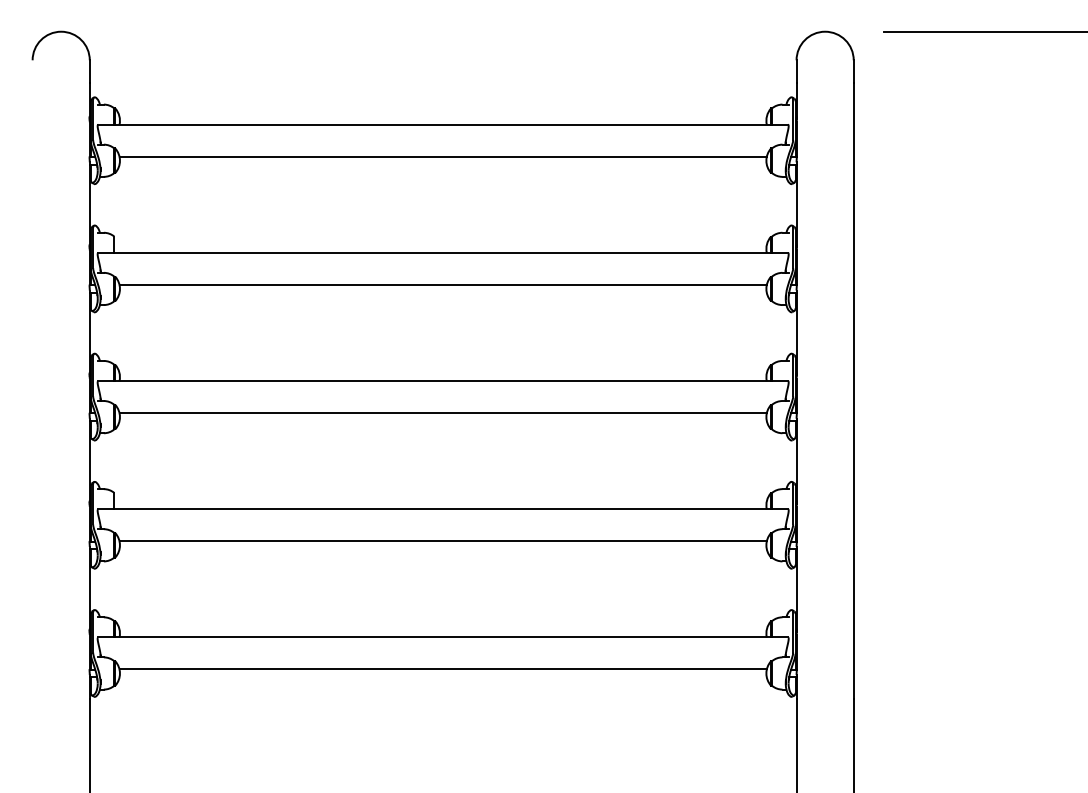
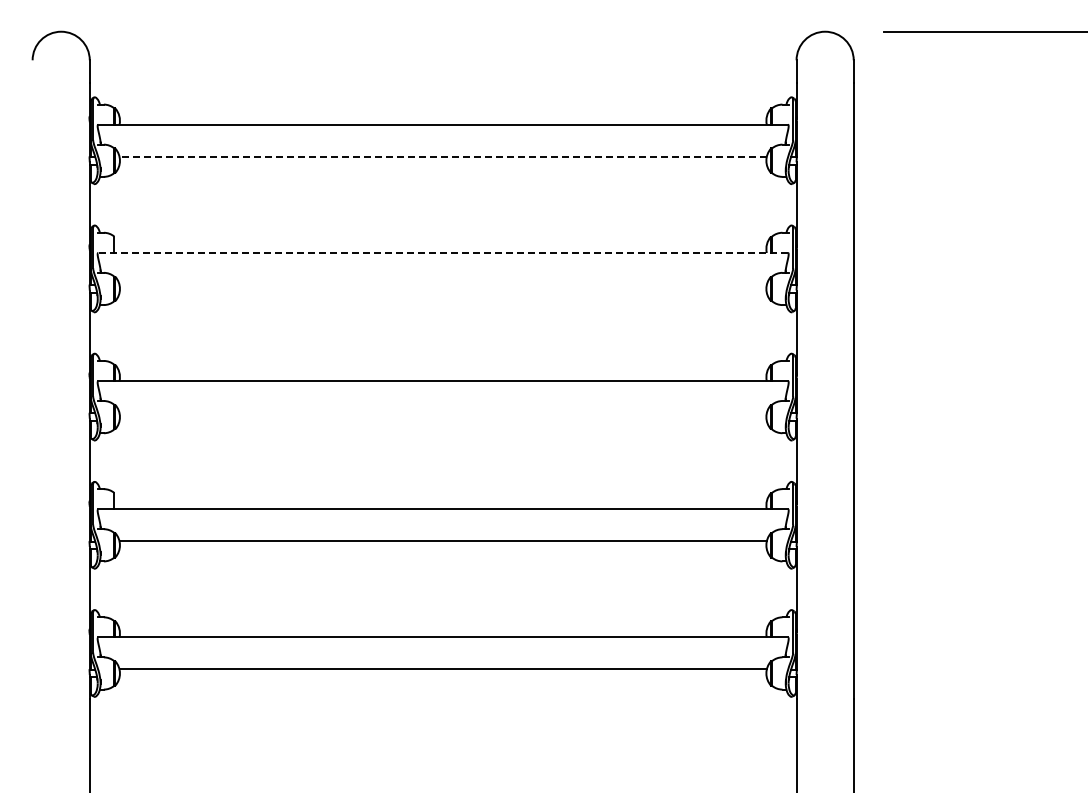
line: solid -> dashed (443, 156)
line: solid -> dashed (443, 252)
line: present -> none (442, 284)
line: present -> none (442, 413)
